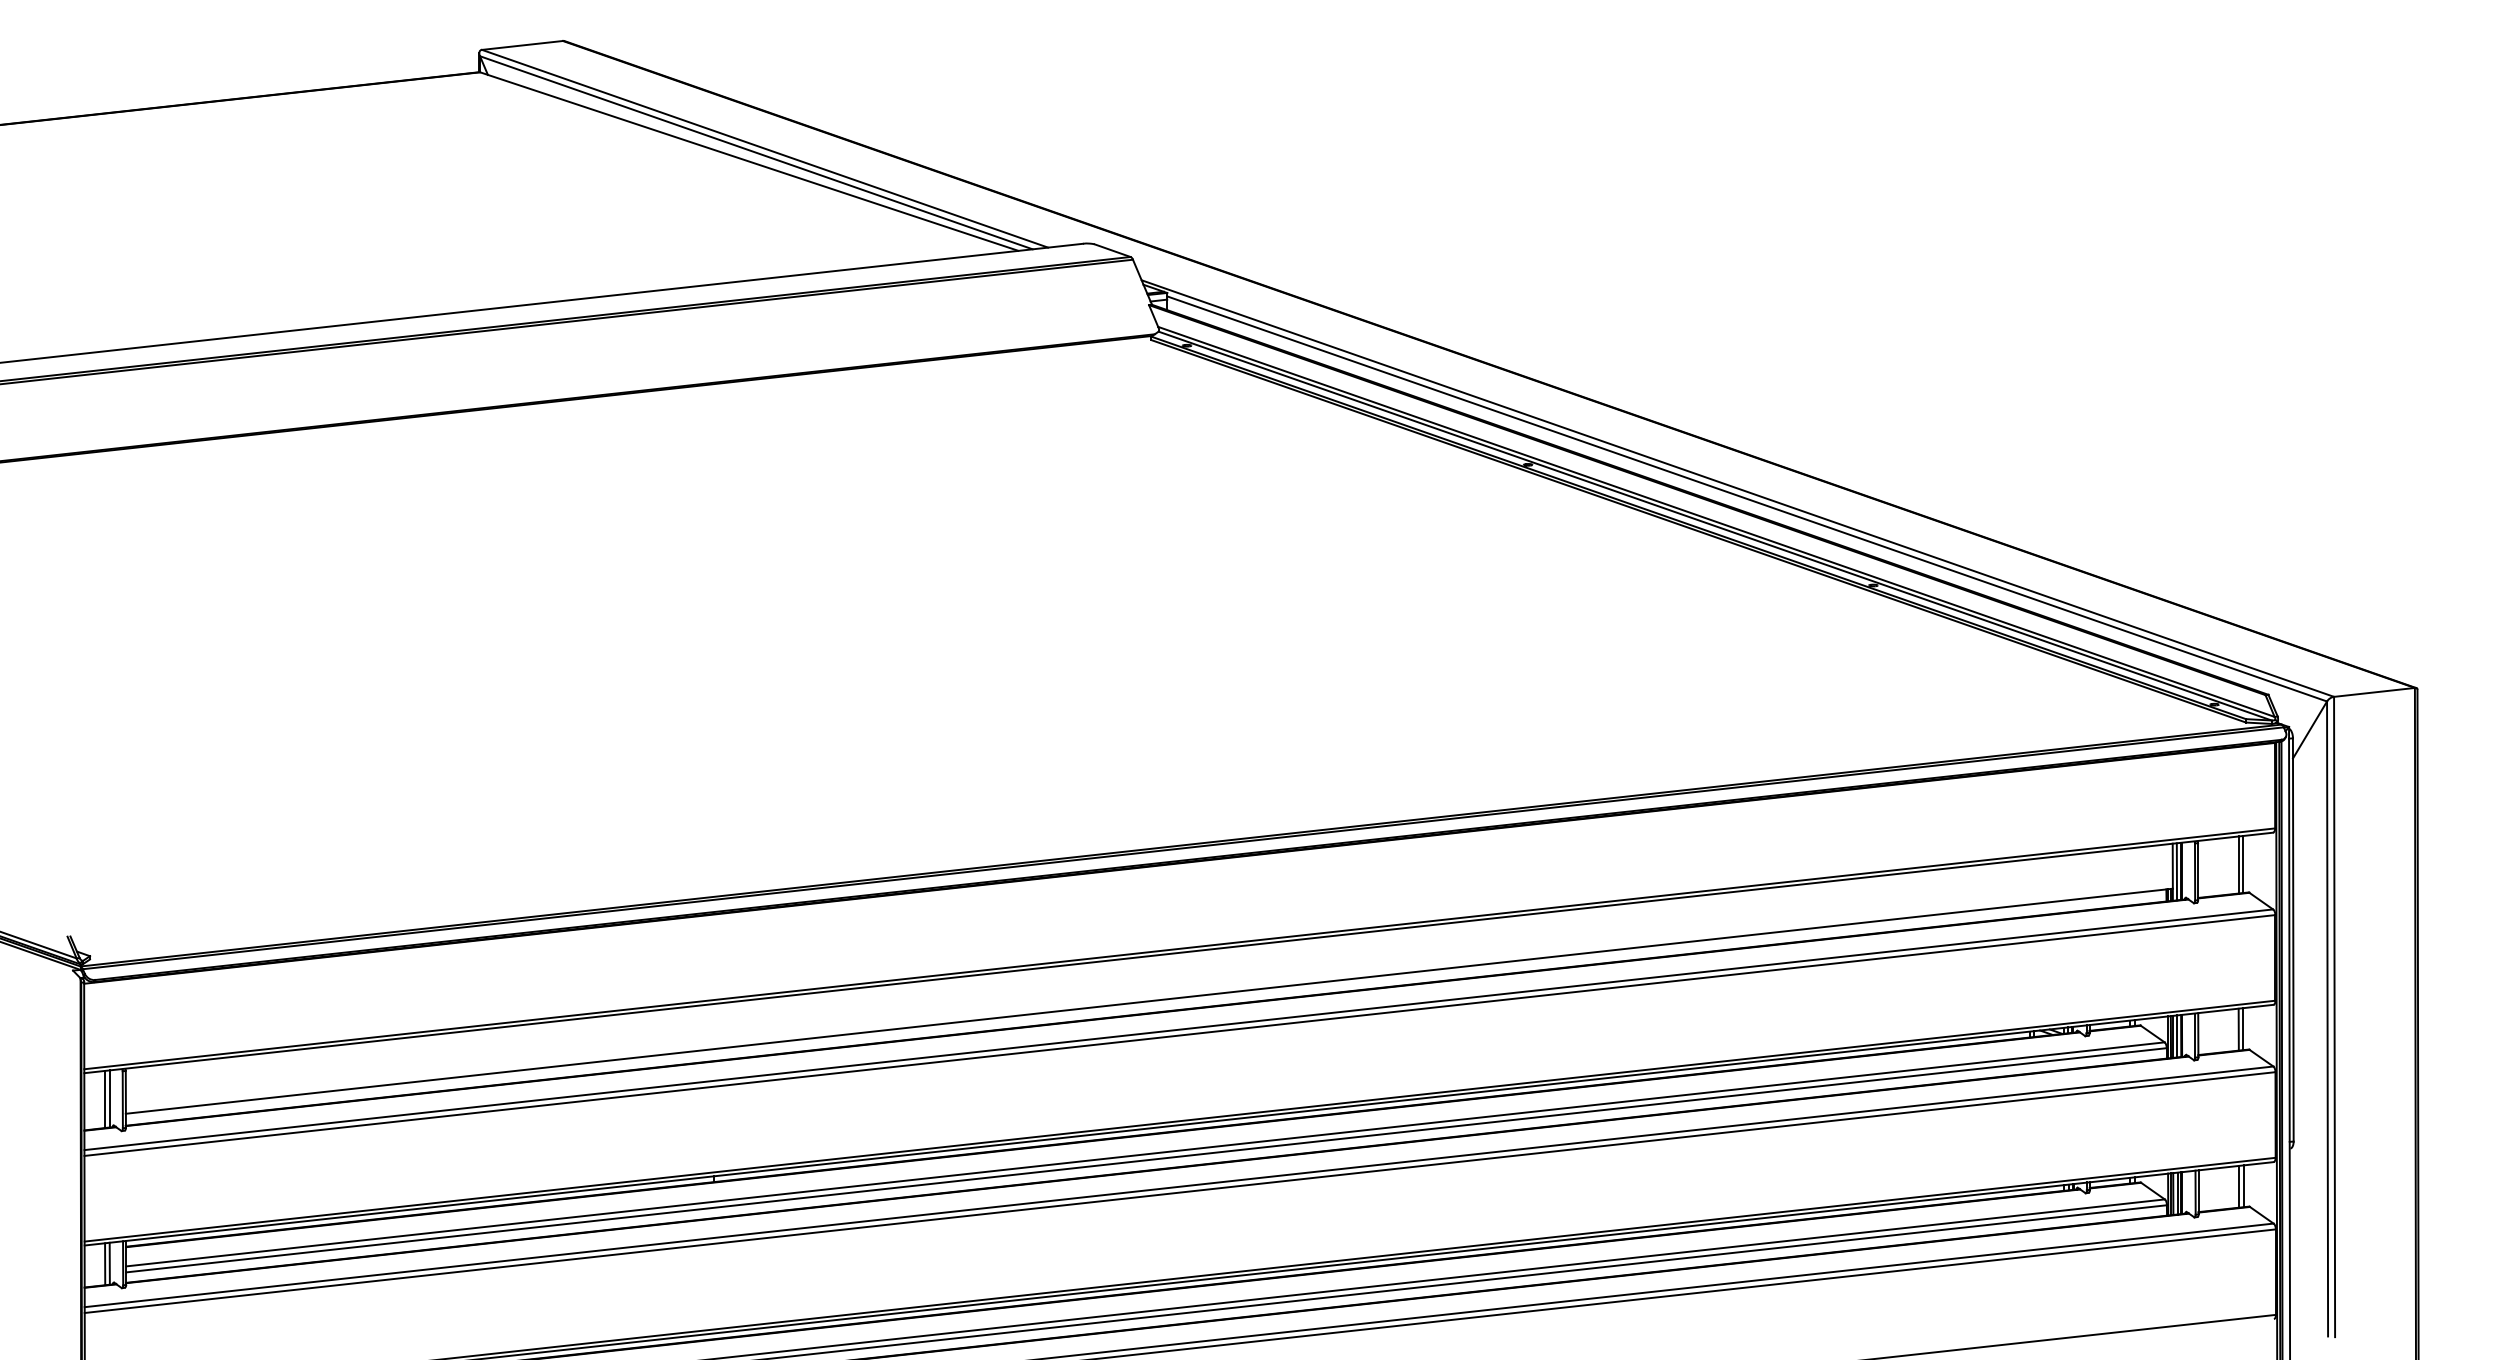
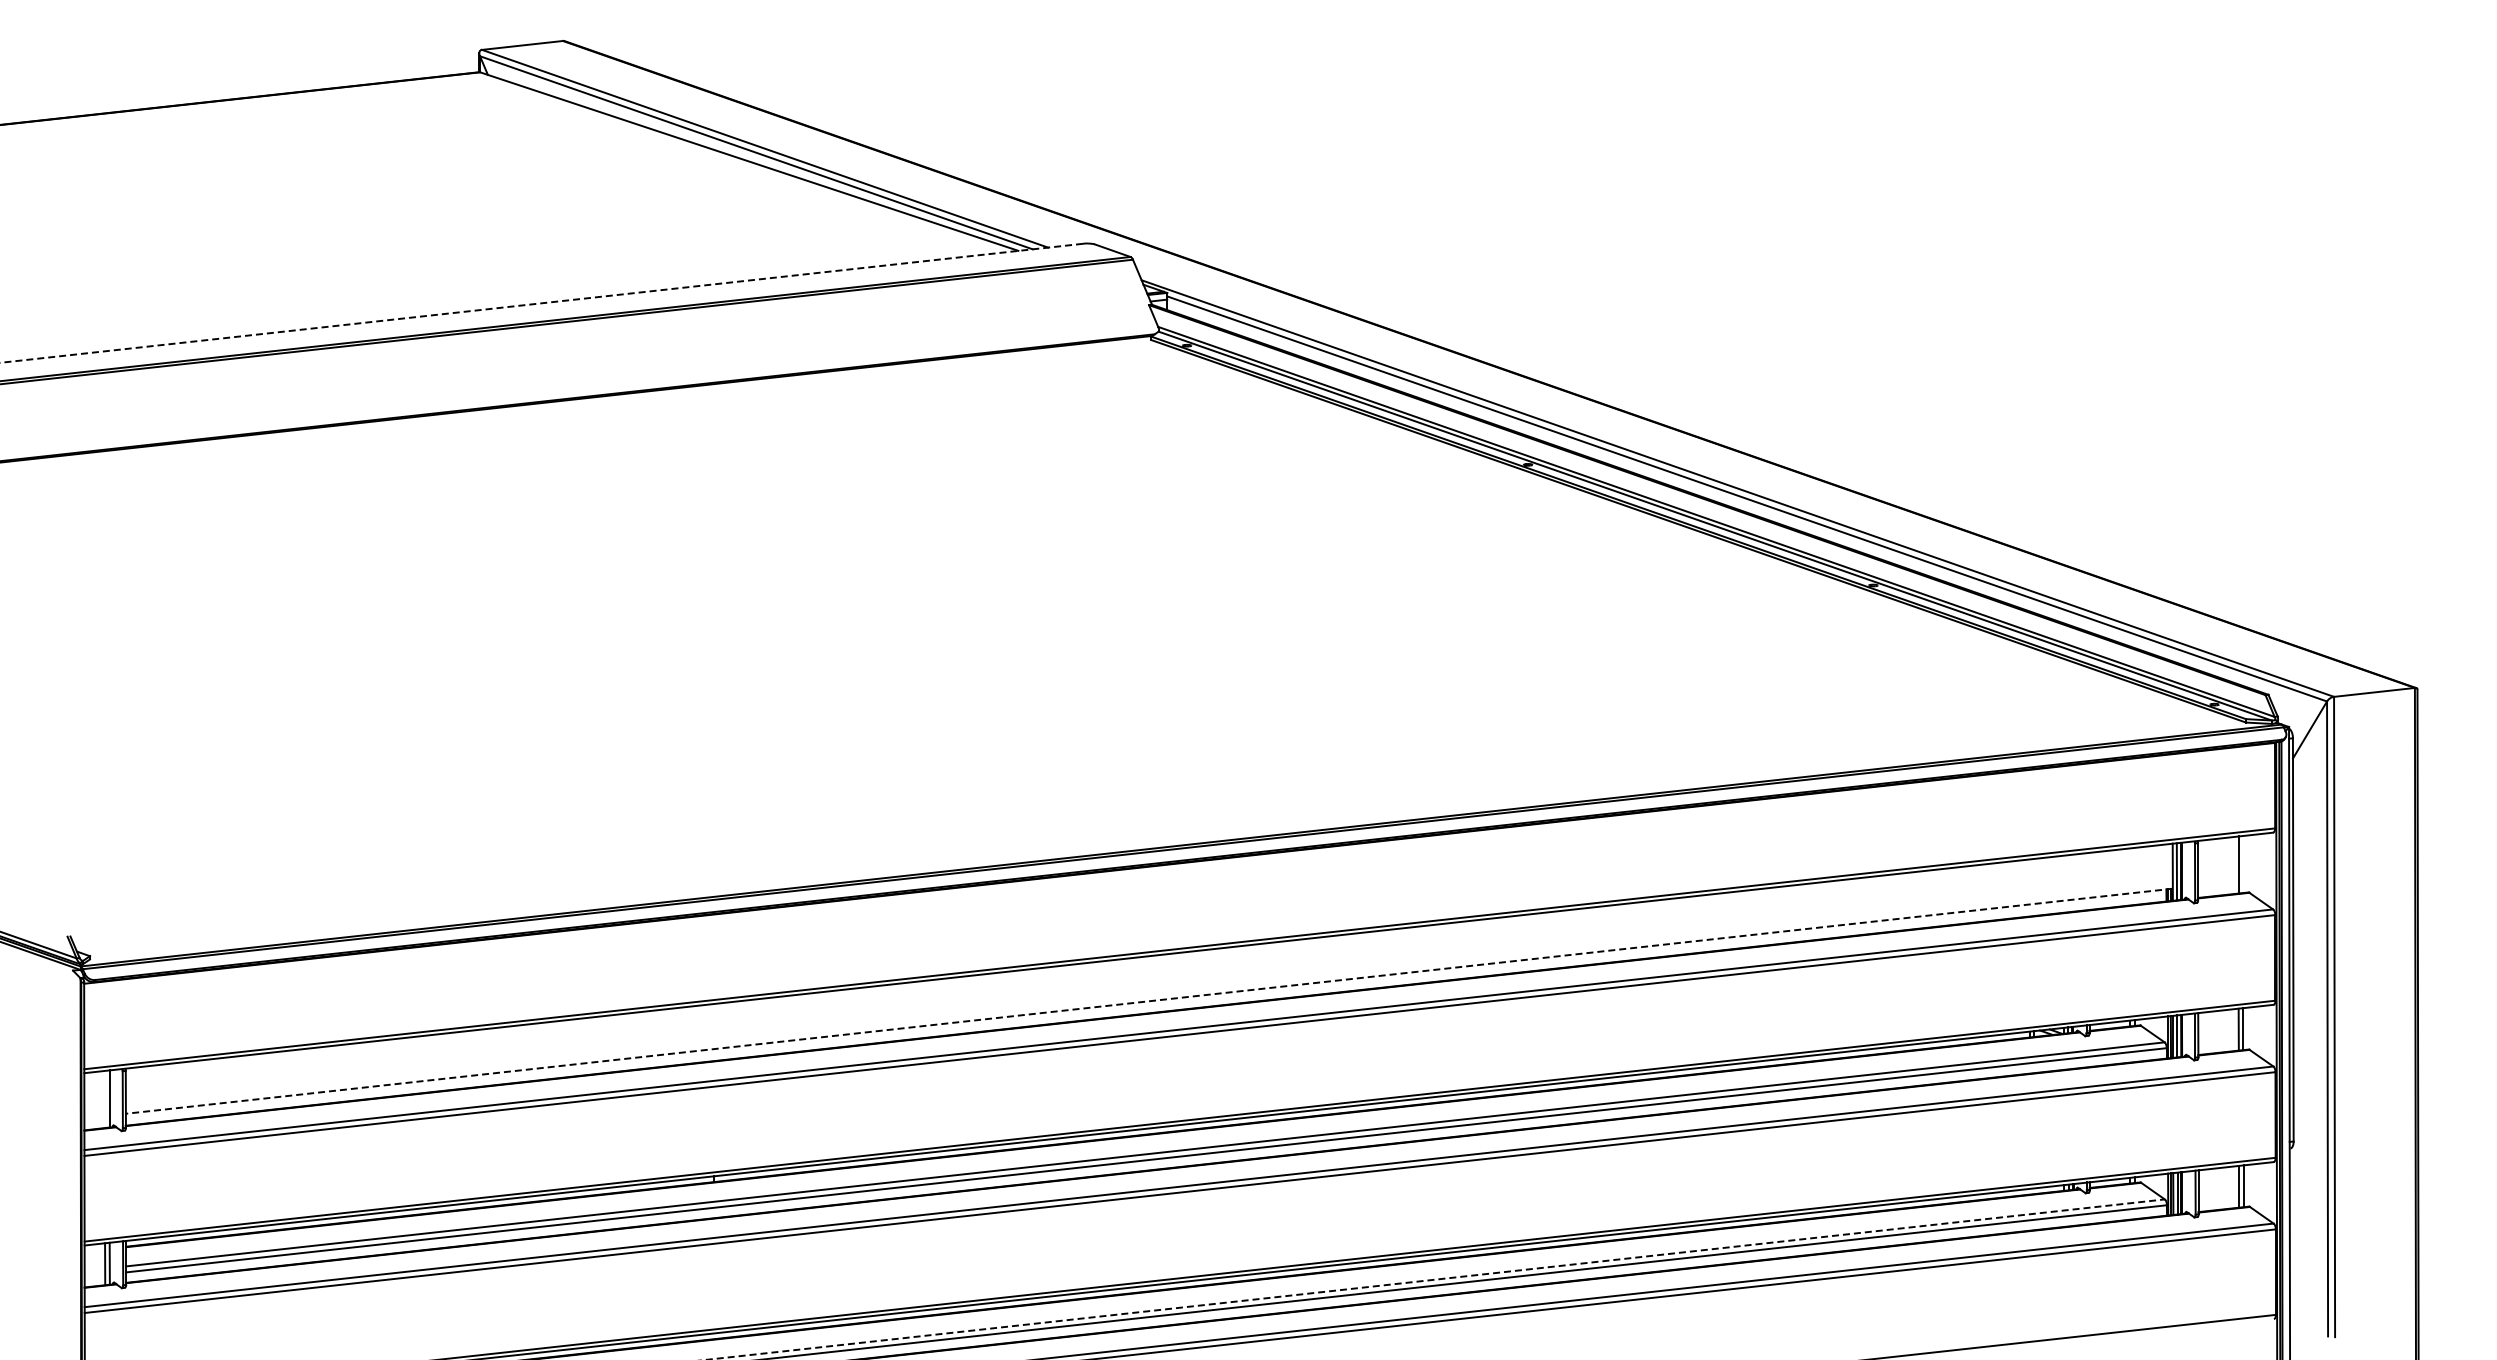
line: solid -> dashed (541, 303)
line: present -> none (2243, 864)
line: solid -> dashed (1149, 1001)
line: present -> none (104, 1099)
line: solid -> dashed (1435, 1279)
